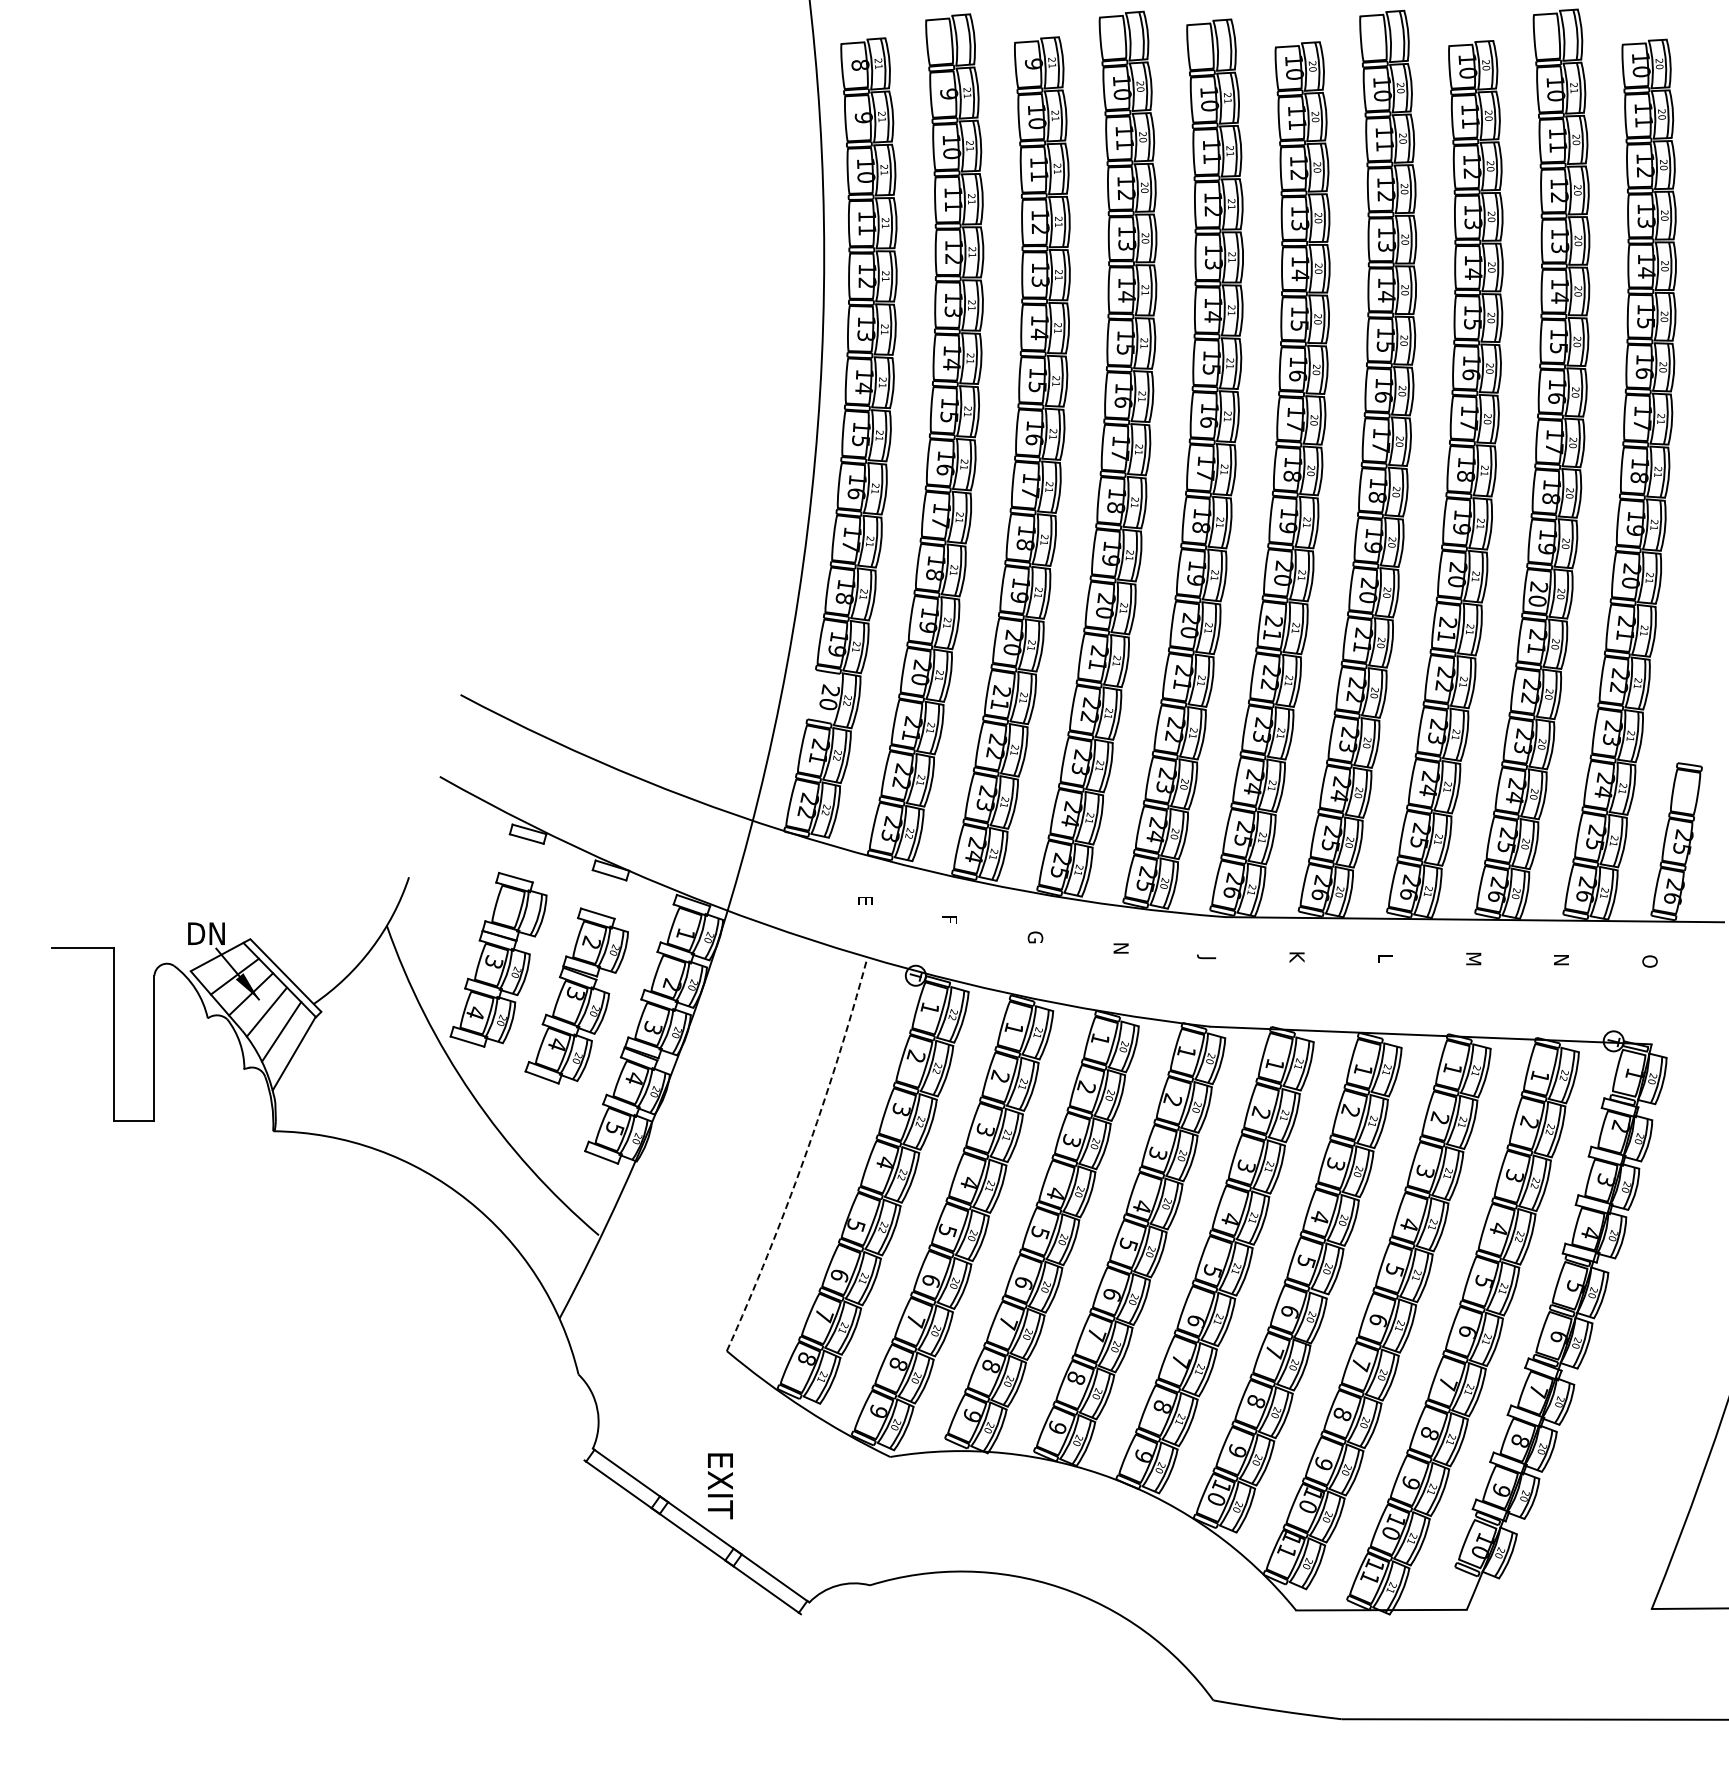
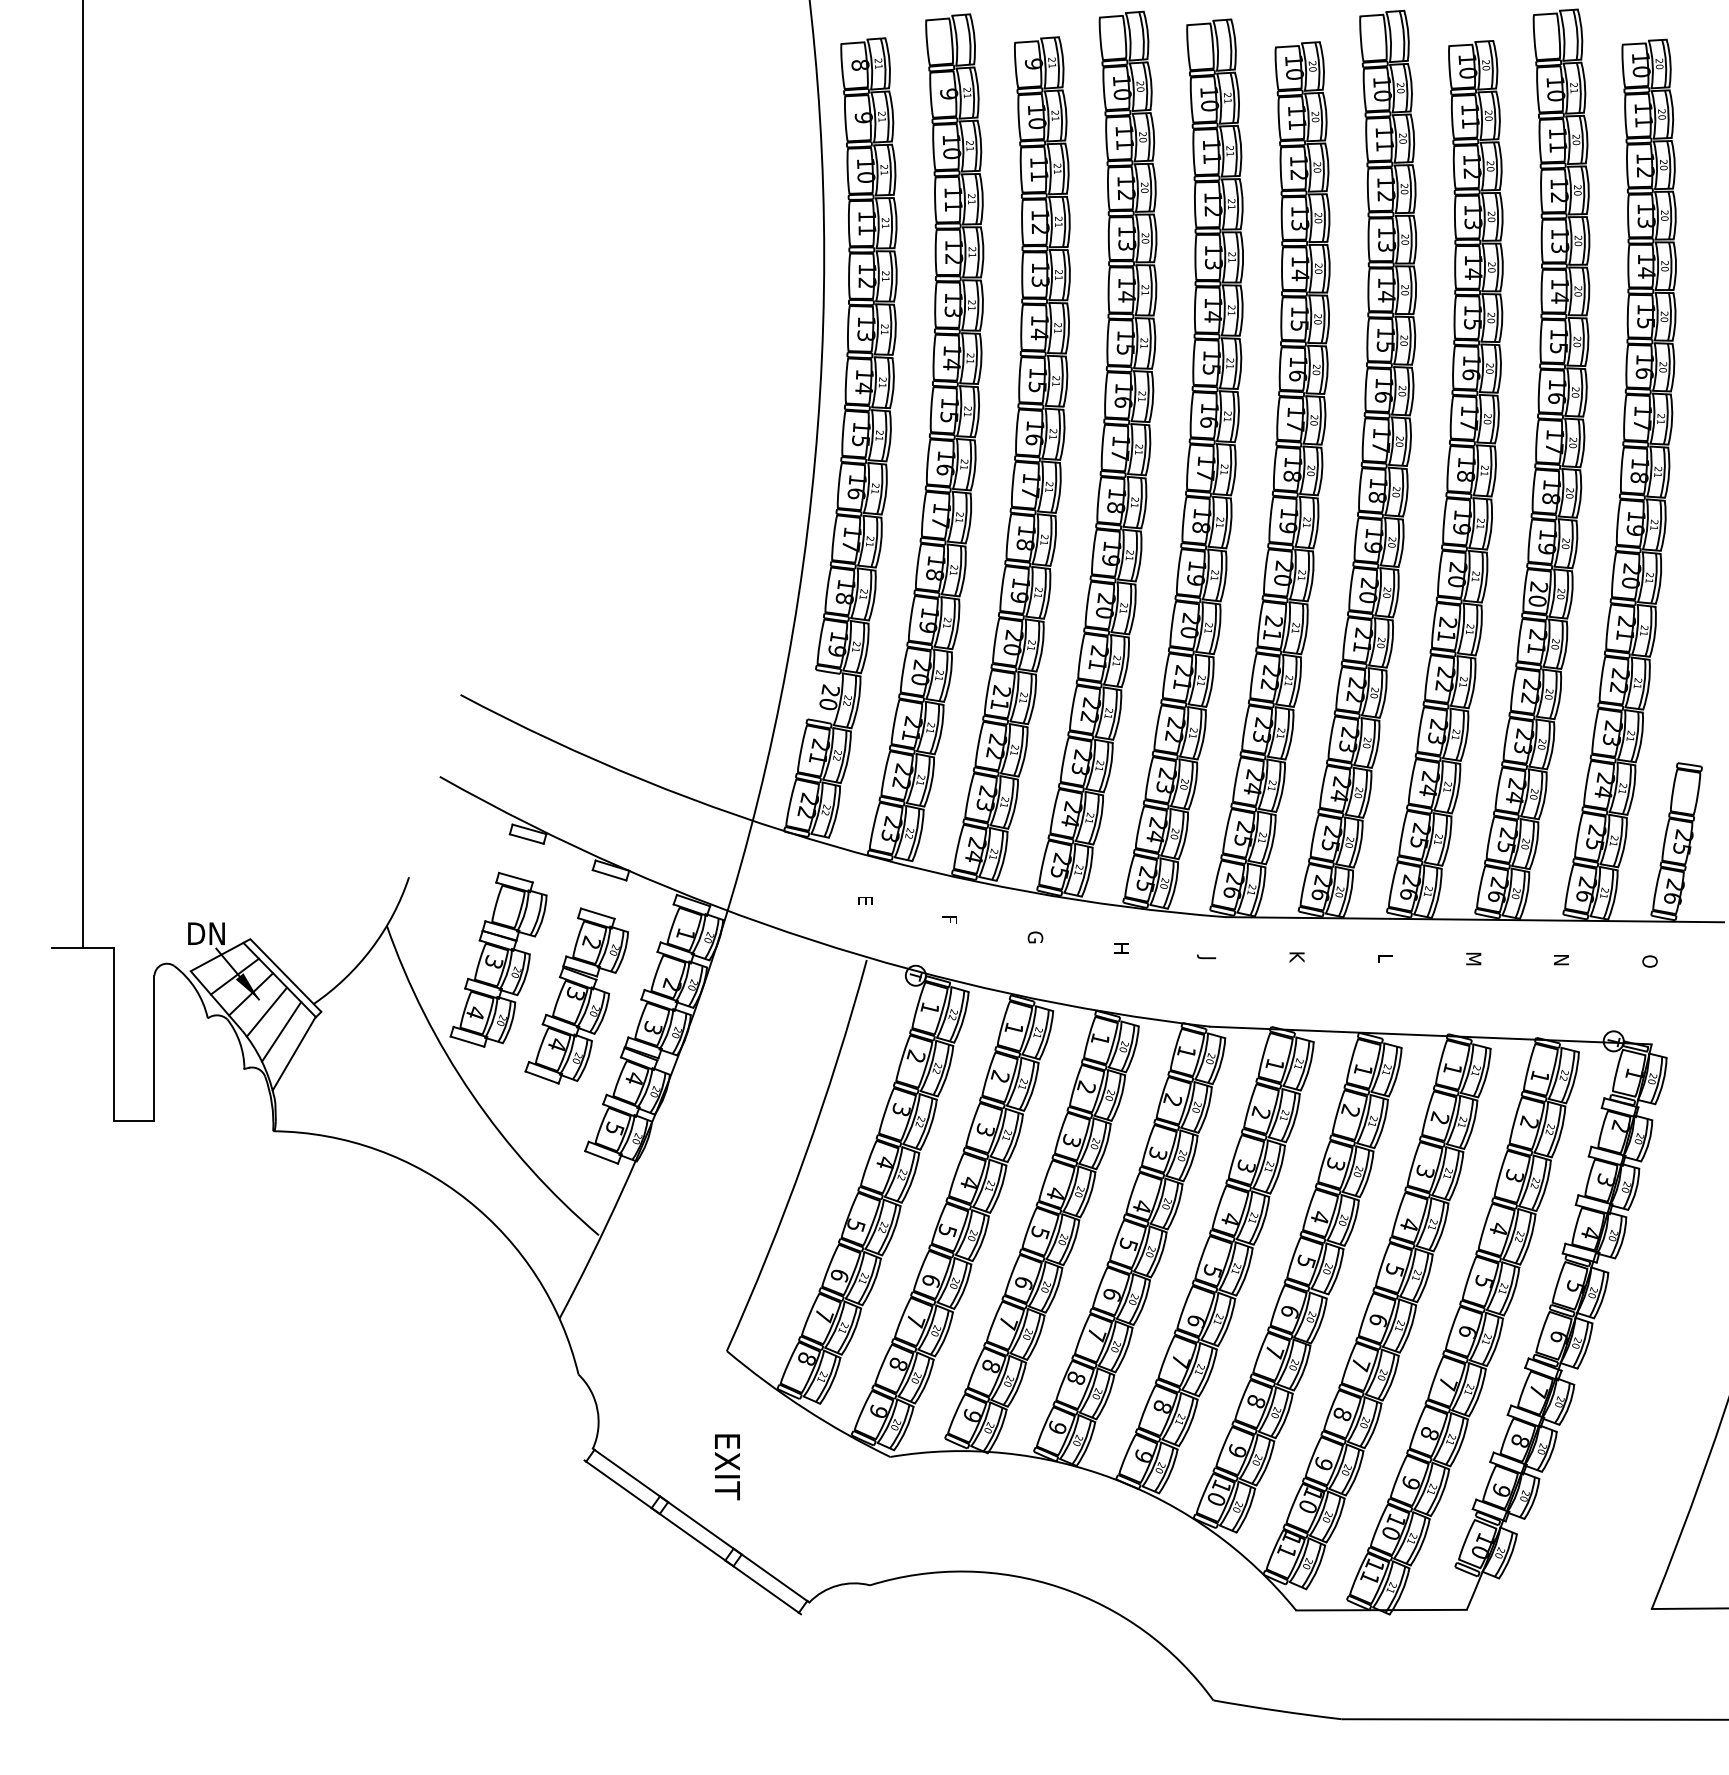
line: none -> present (82, 475)
text: N -> H (1120, 948)
arc: dashed -> solid (804, 1158)
text position: (720, 1486) -> (727, 1467) (727, 1467)
